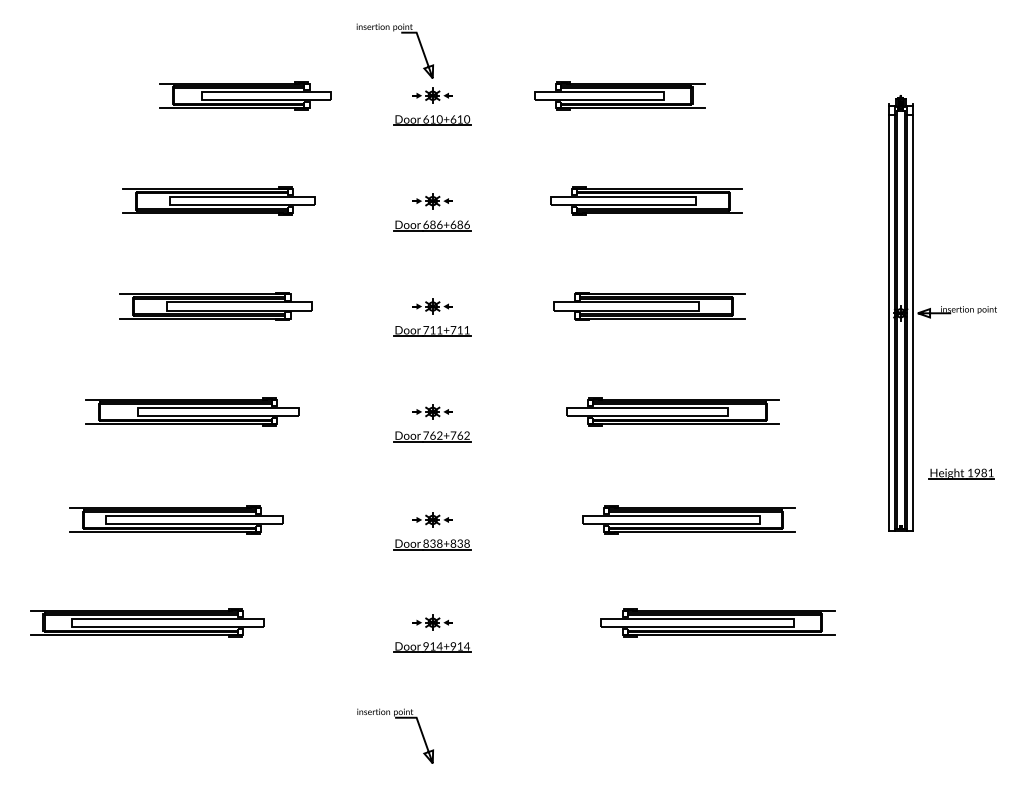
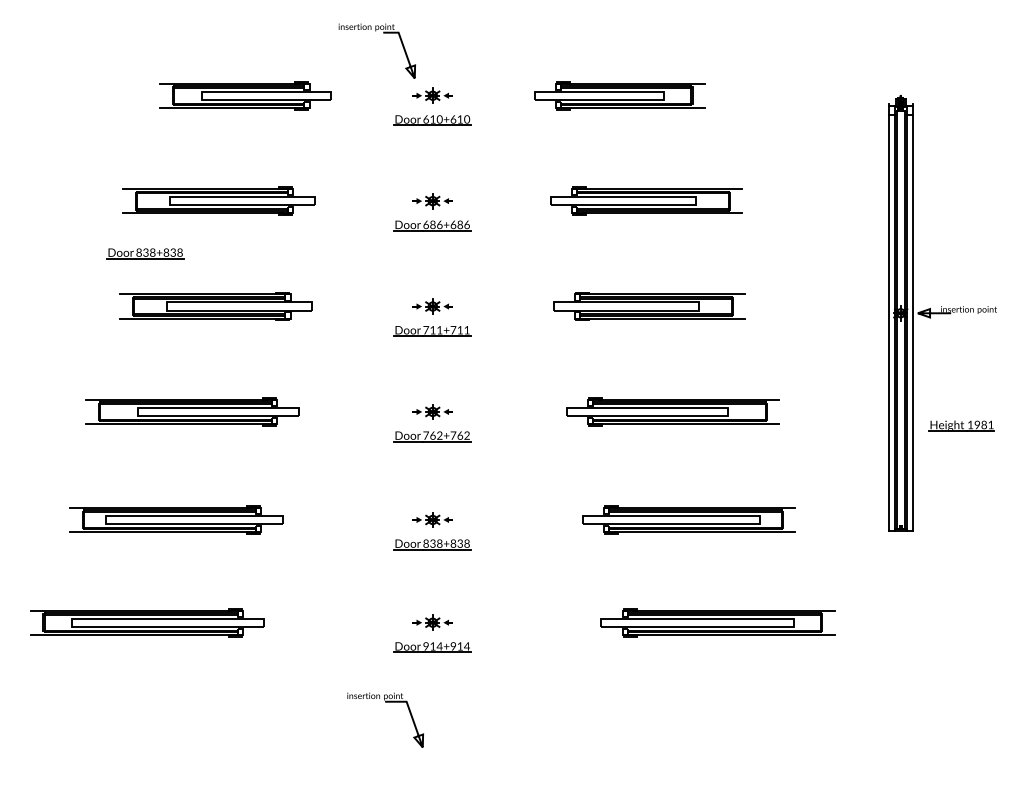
part position: (401, 33) -> (383, 33) (383, 33)
part: none -> present (145, 253)
part position: (961, 473) -> (961, 425) (961, 425)
part position: (395, 718) -> (385, 702) (385, 702)
